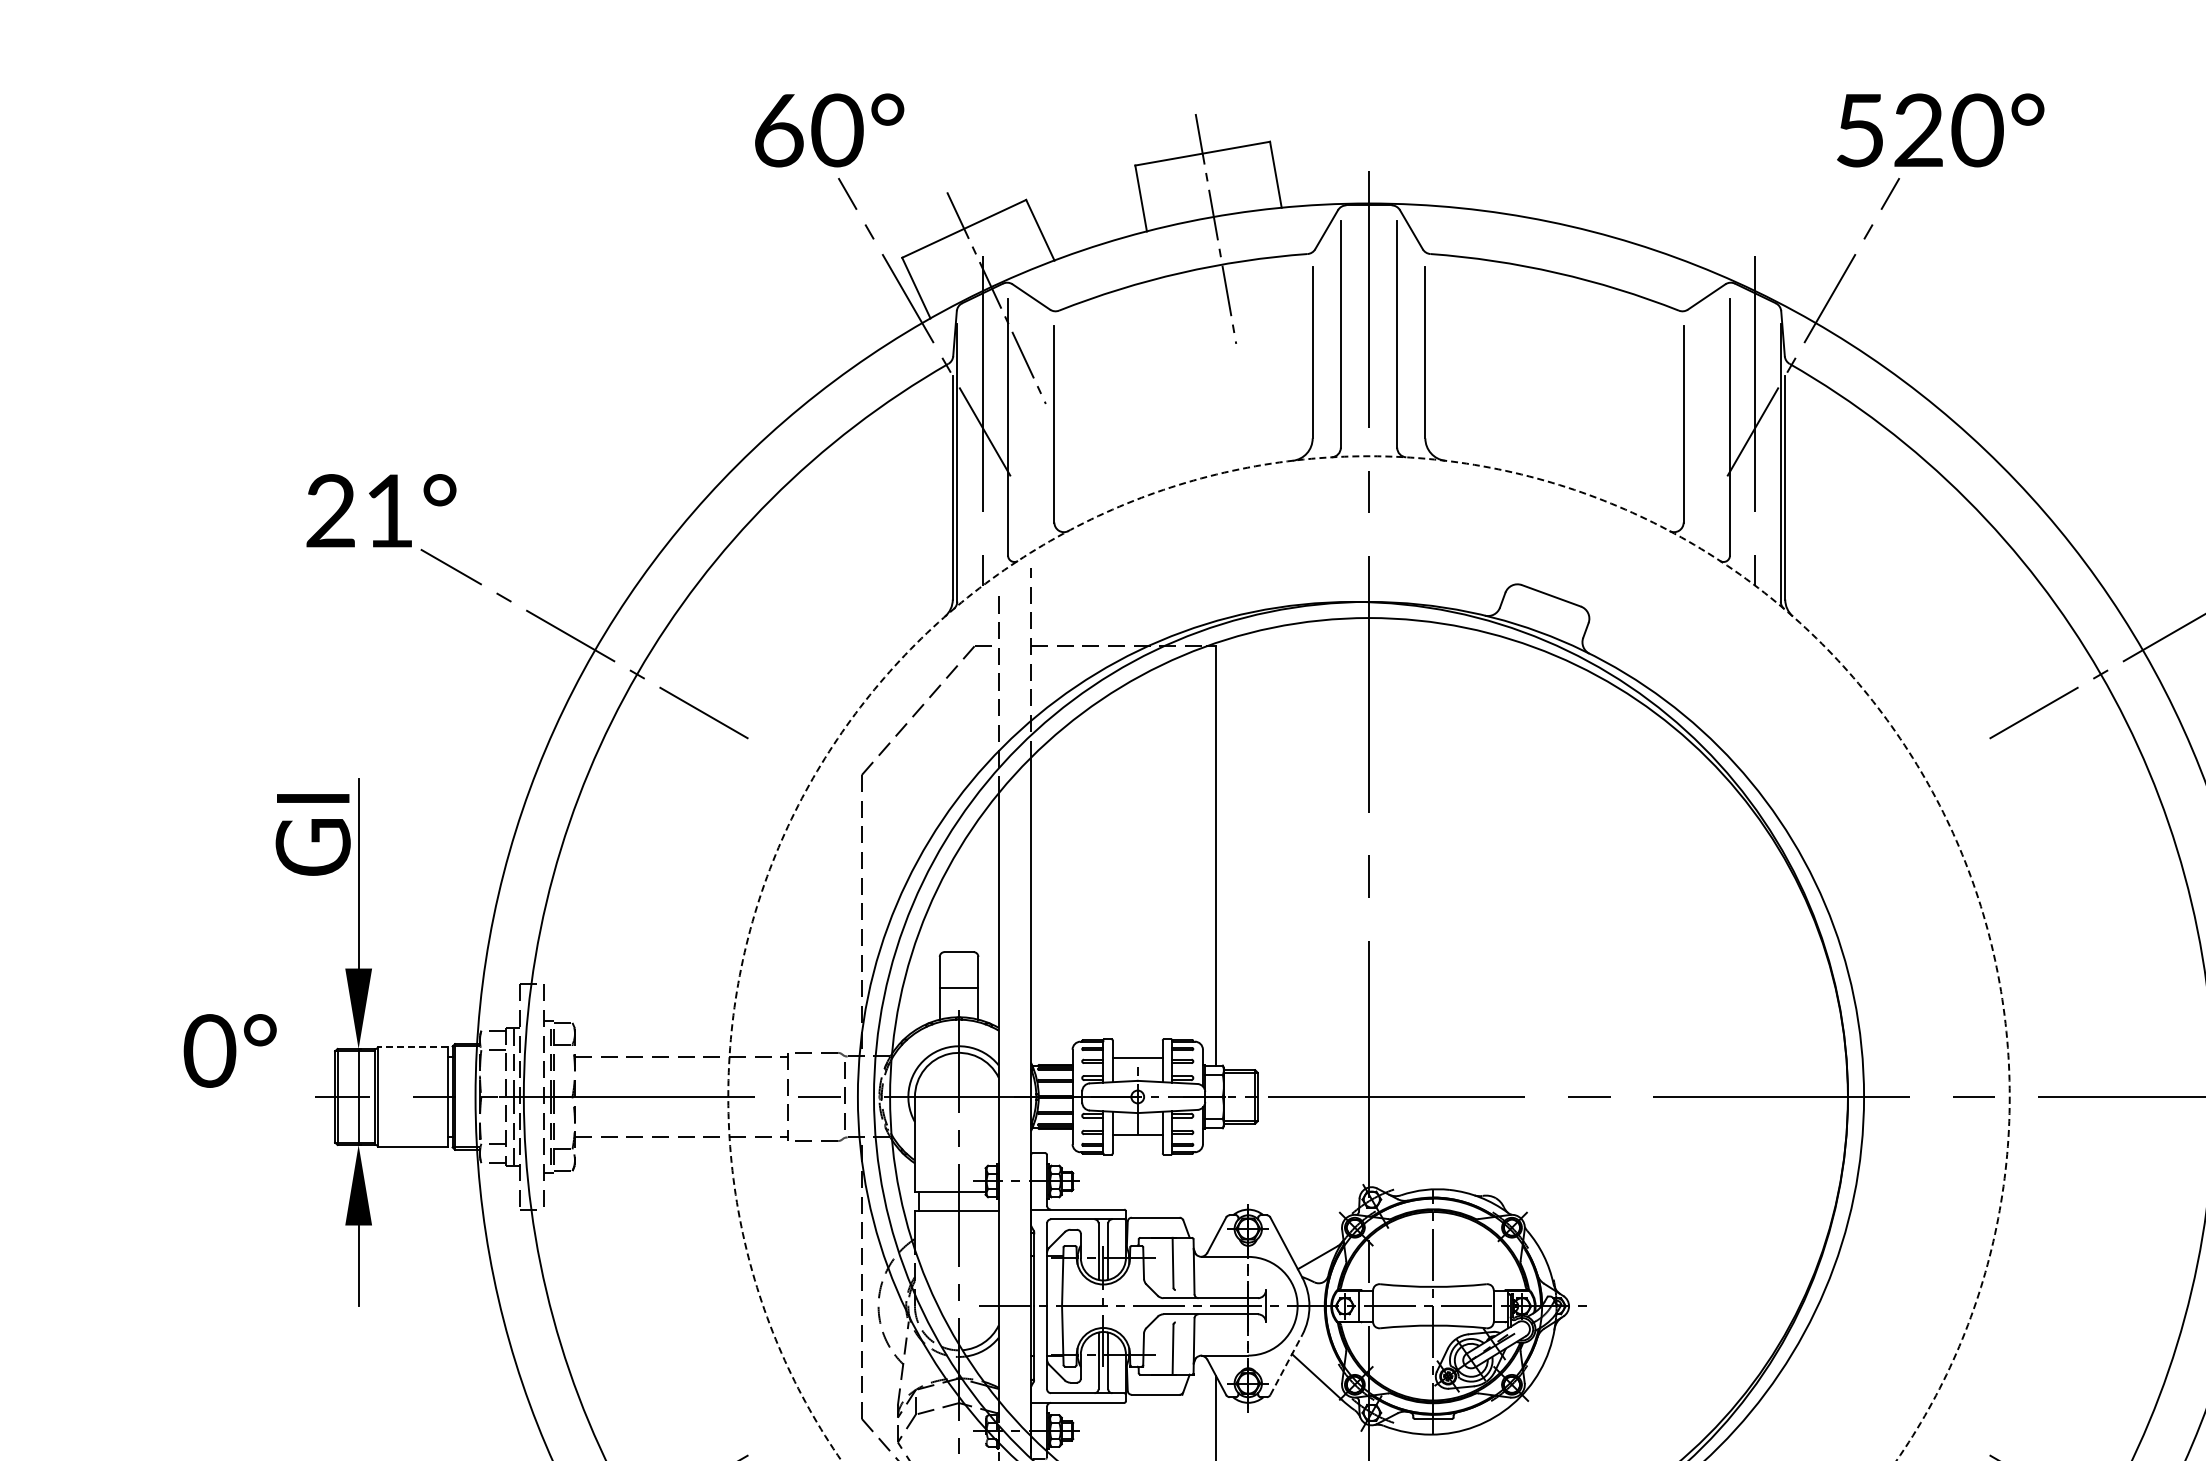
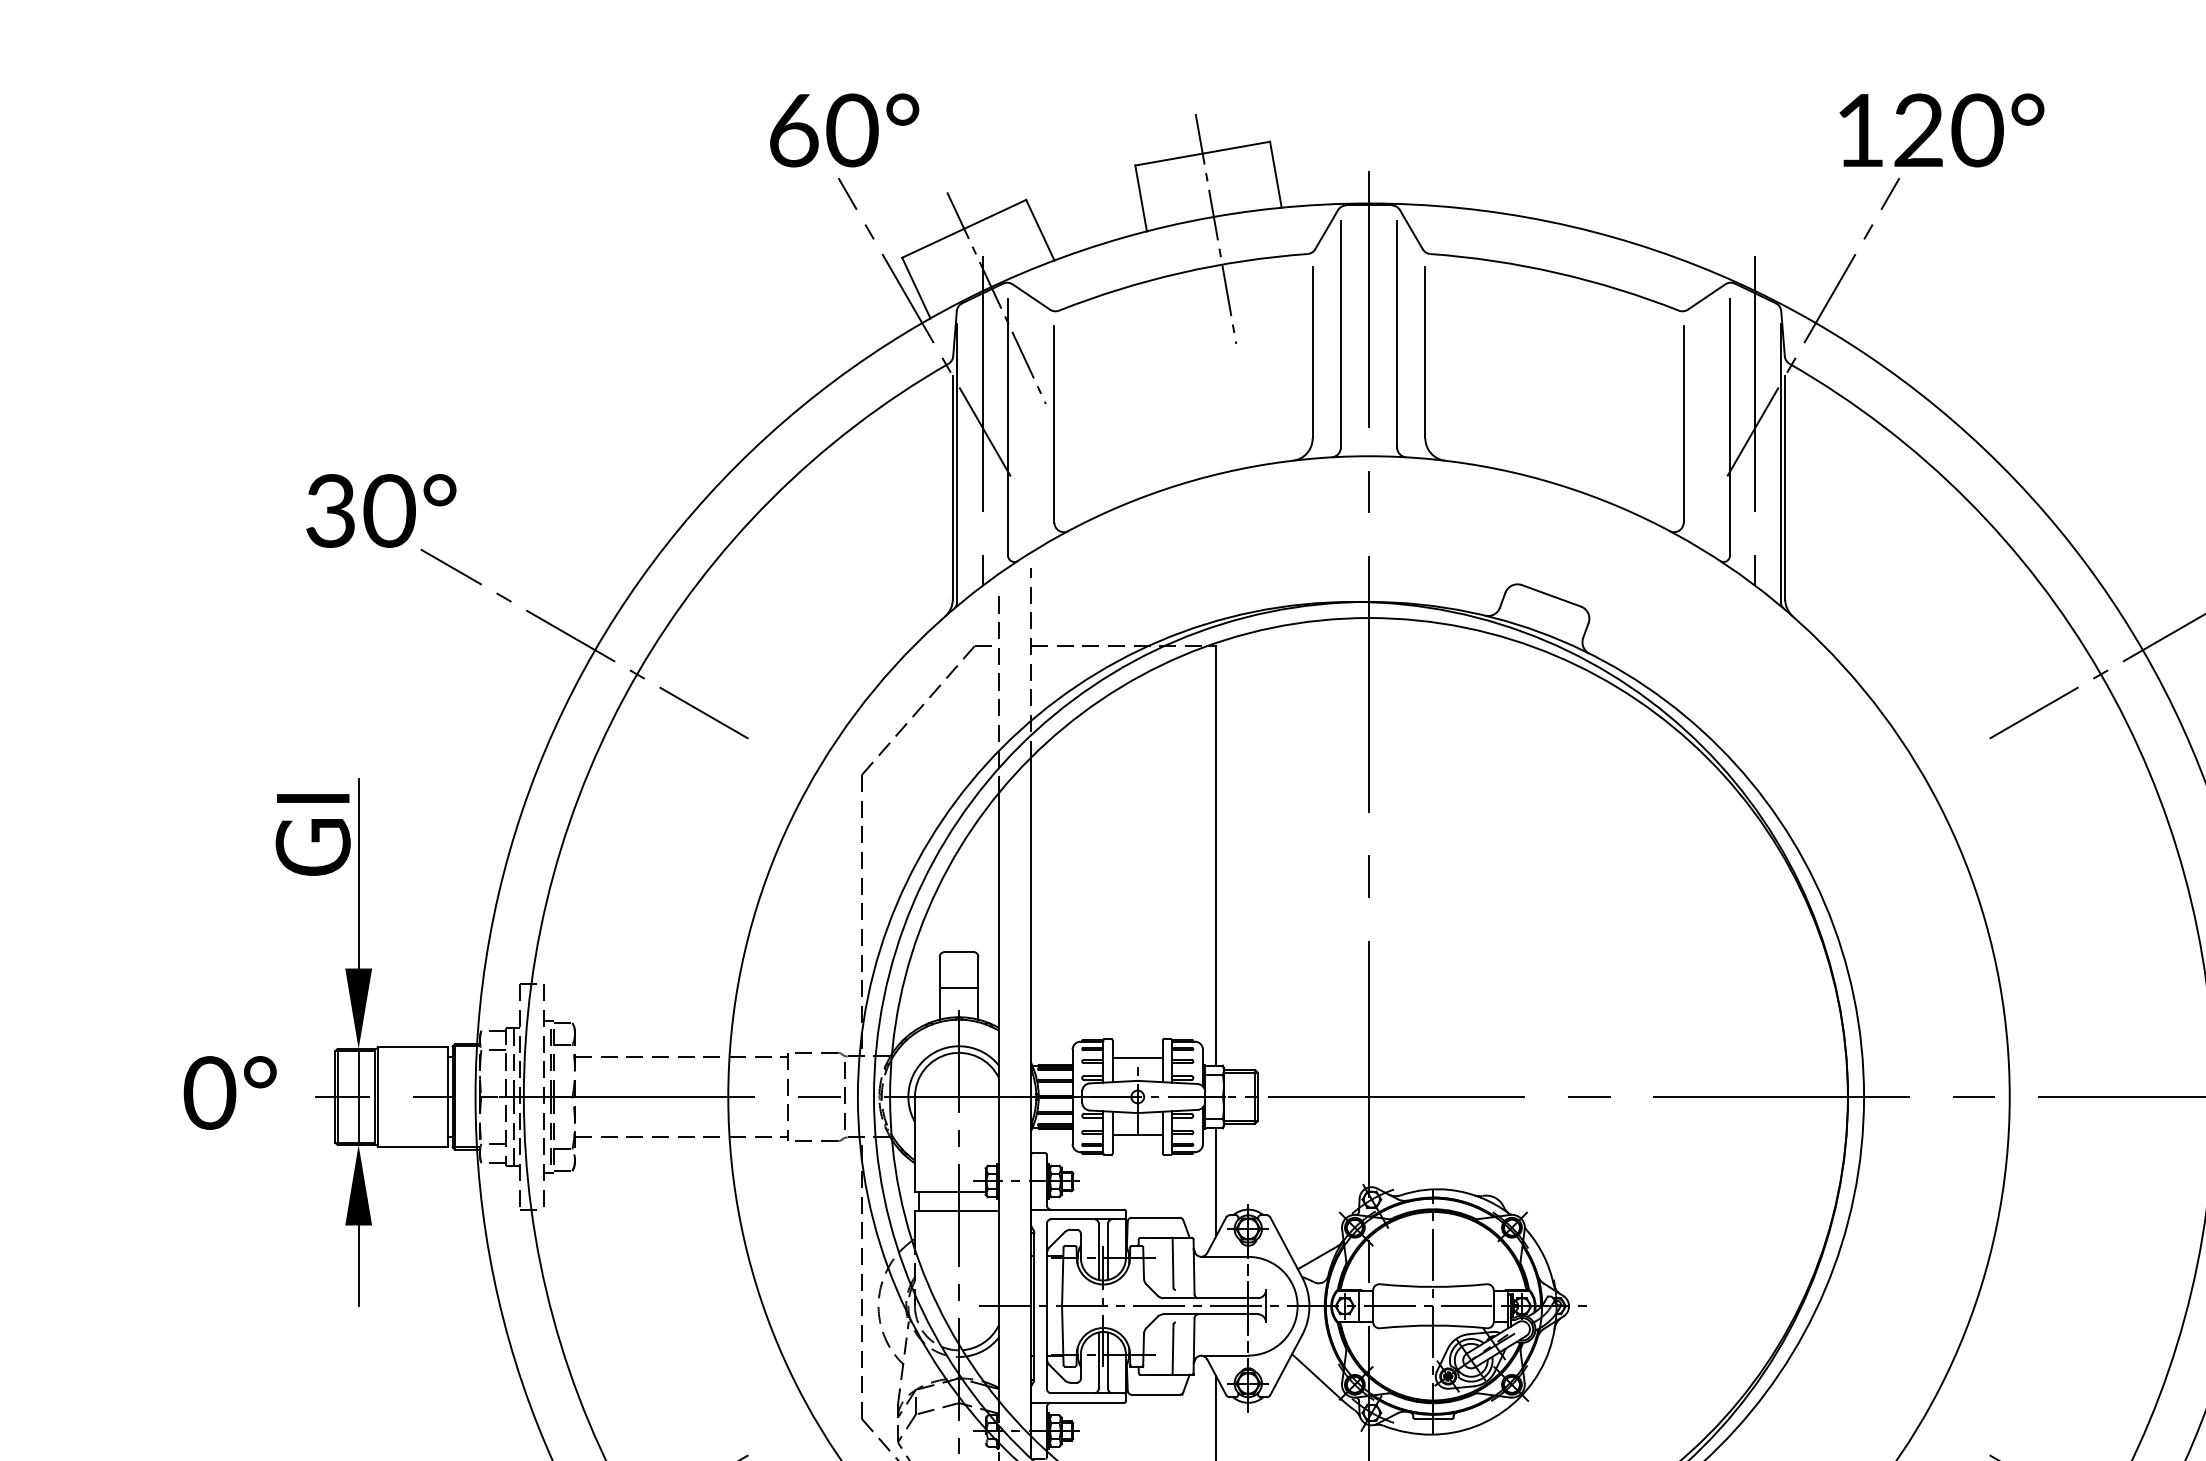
text position: (829, 130) -> (844, 130) (844, 130)
text: 520° -> 120° (1859, 130)
text: 21° -> 30° (360, 510)
circle: dashed -> solid (1368, 958)
line: dashed -> solid (413, 1047)
text position: (229, 1050) -> (229, 1092) (229, 1092)
line: none -> present (1216, 1182)
line: dashed -> solid (1286, 1364)
